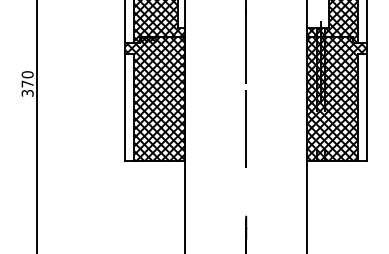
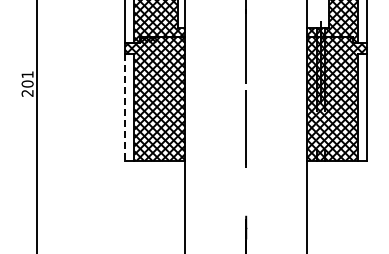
text: 370 -> 201 (27, 83)
line: solid -> dashed (124, 108)
